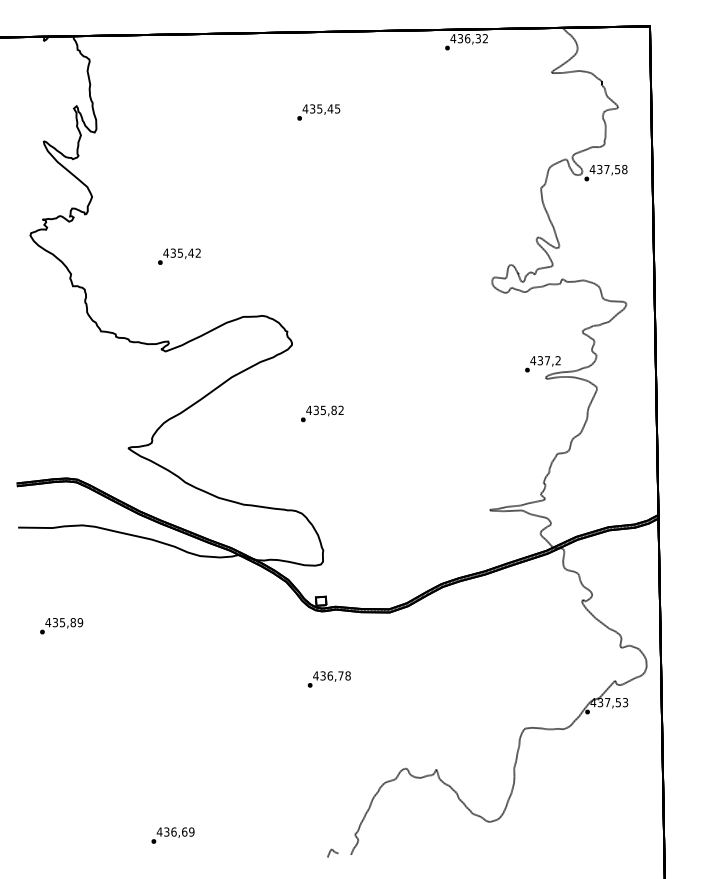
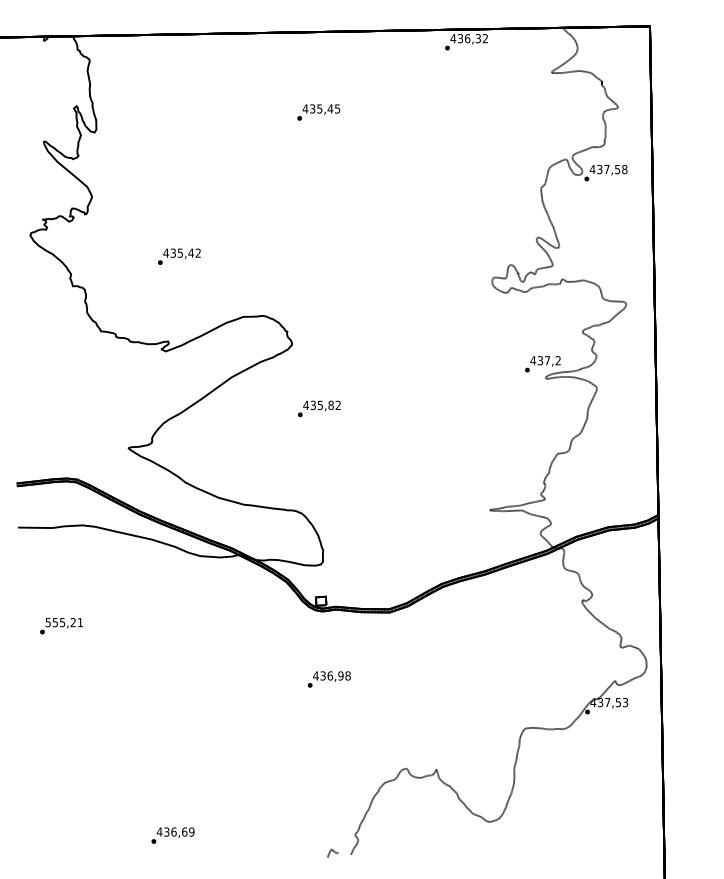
text position: (322, 413) -> (319, 408) (319, 408)
text: 435,89 -> 555,21 (64, 622)
text: 436,78 -> 436,98 (340, 675)
